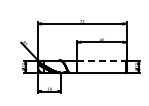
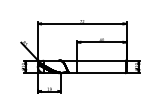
line: dashed -> solid (102, 60)
